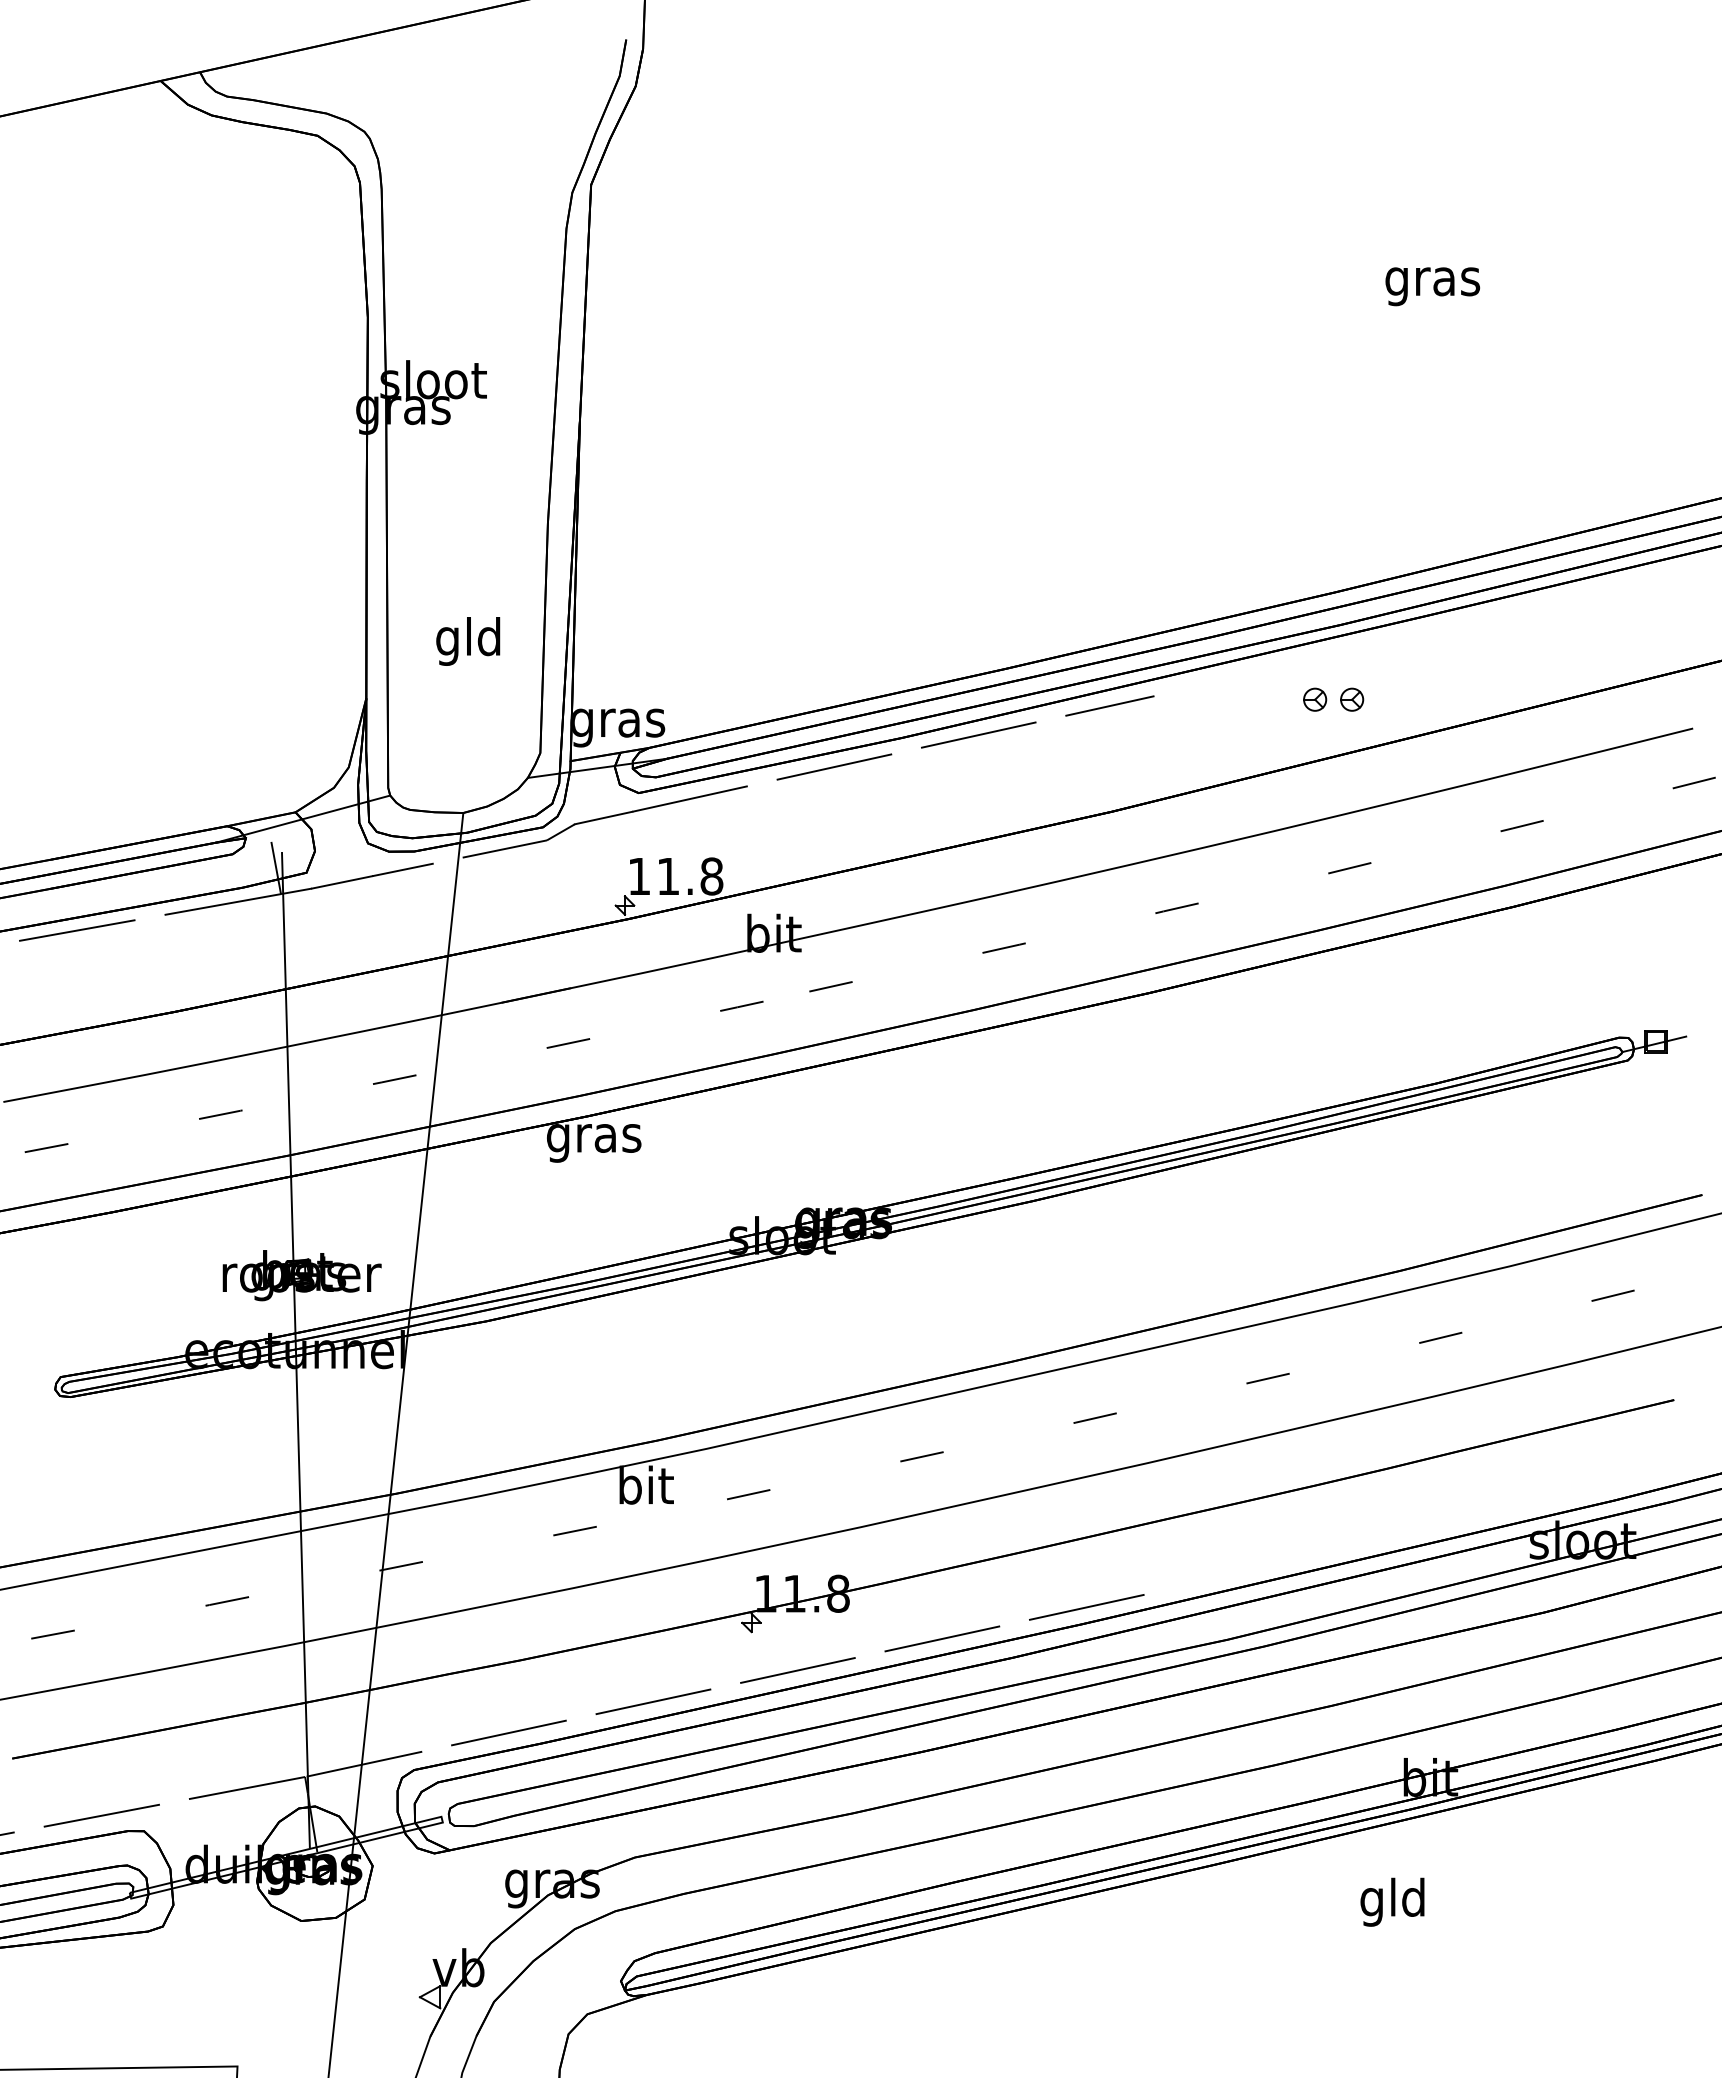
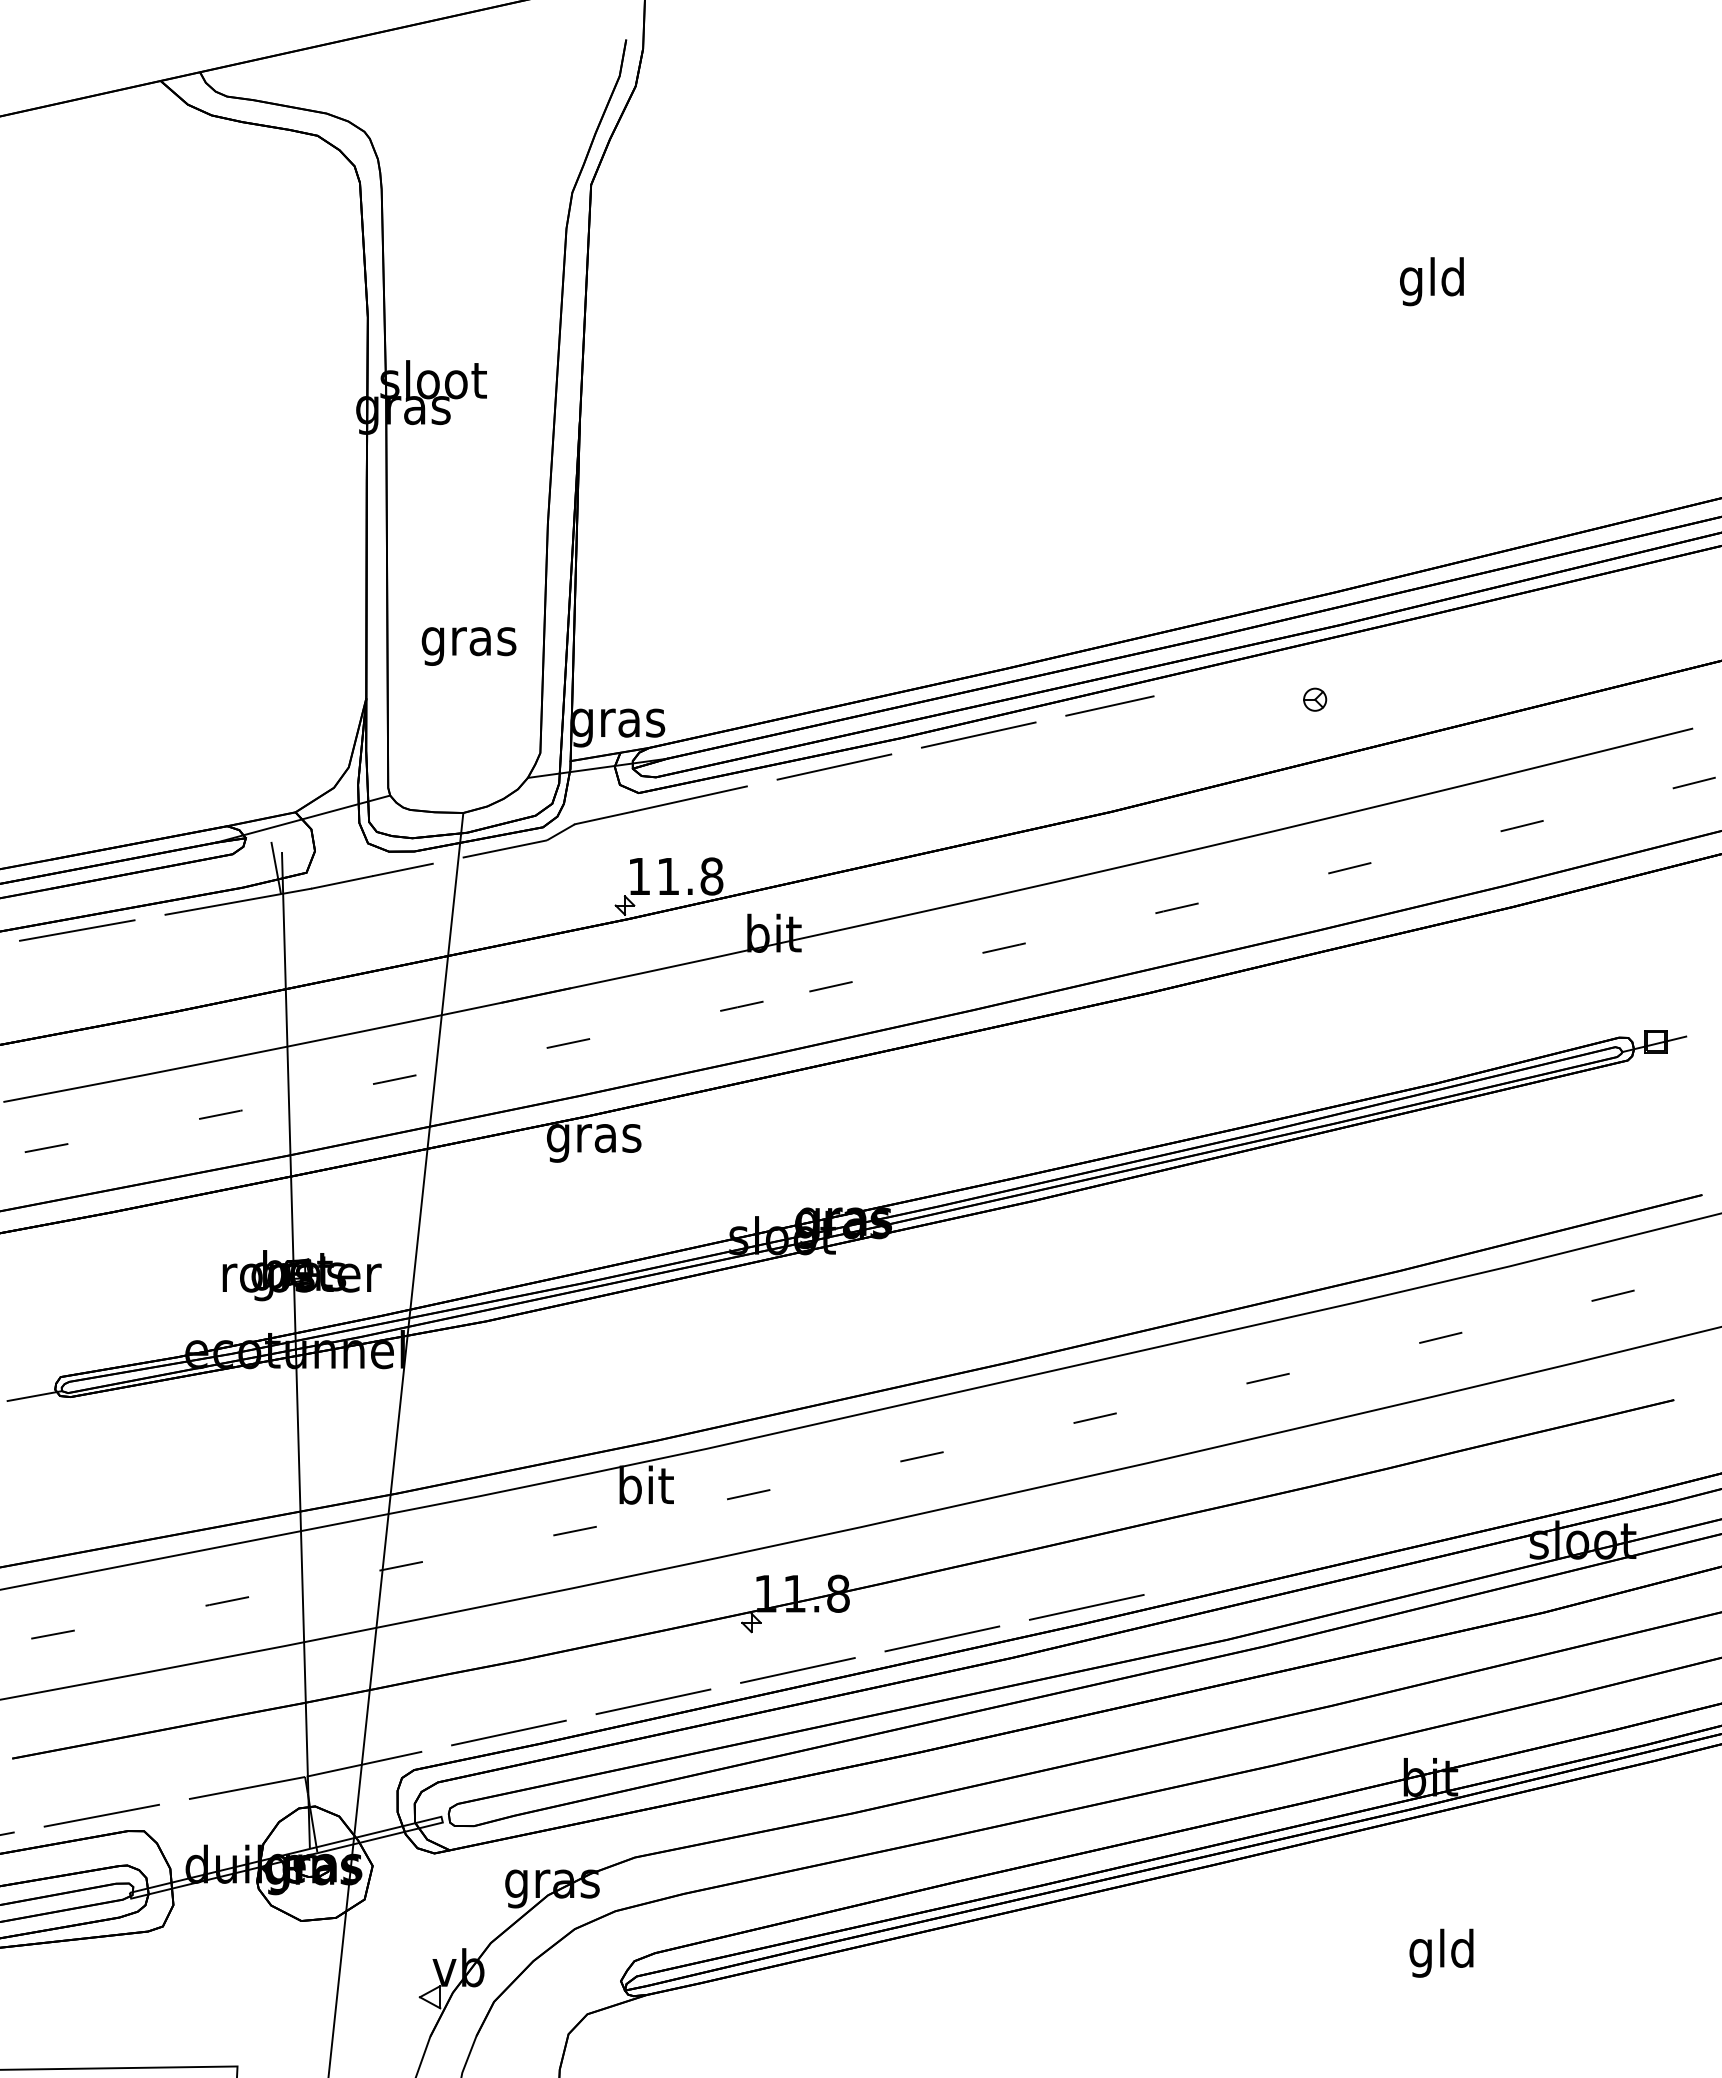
text: gras -> gld (1432, 281)
text: gld -> gras (468, 641)
part: present -> none (1352, 699)
line: none -> present (34, 1396)
text position: (1392, 1901) -> (1441, 1952) (1441, 1952)
